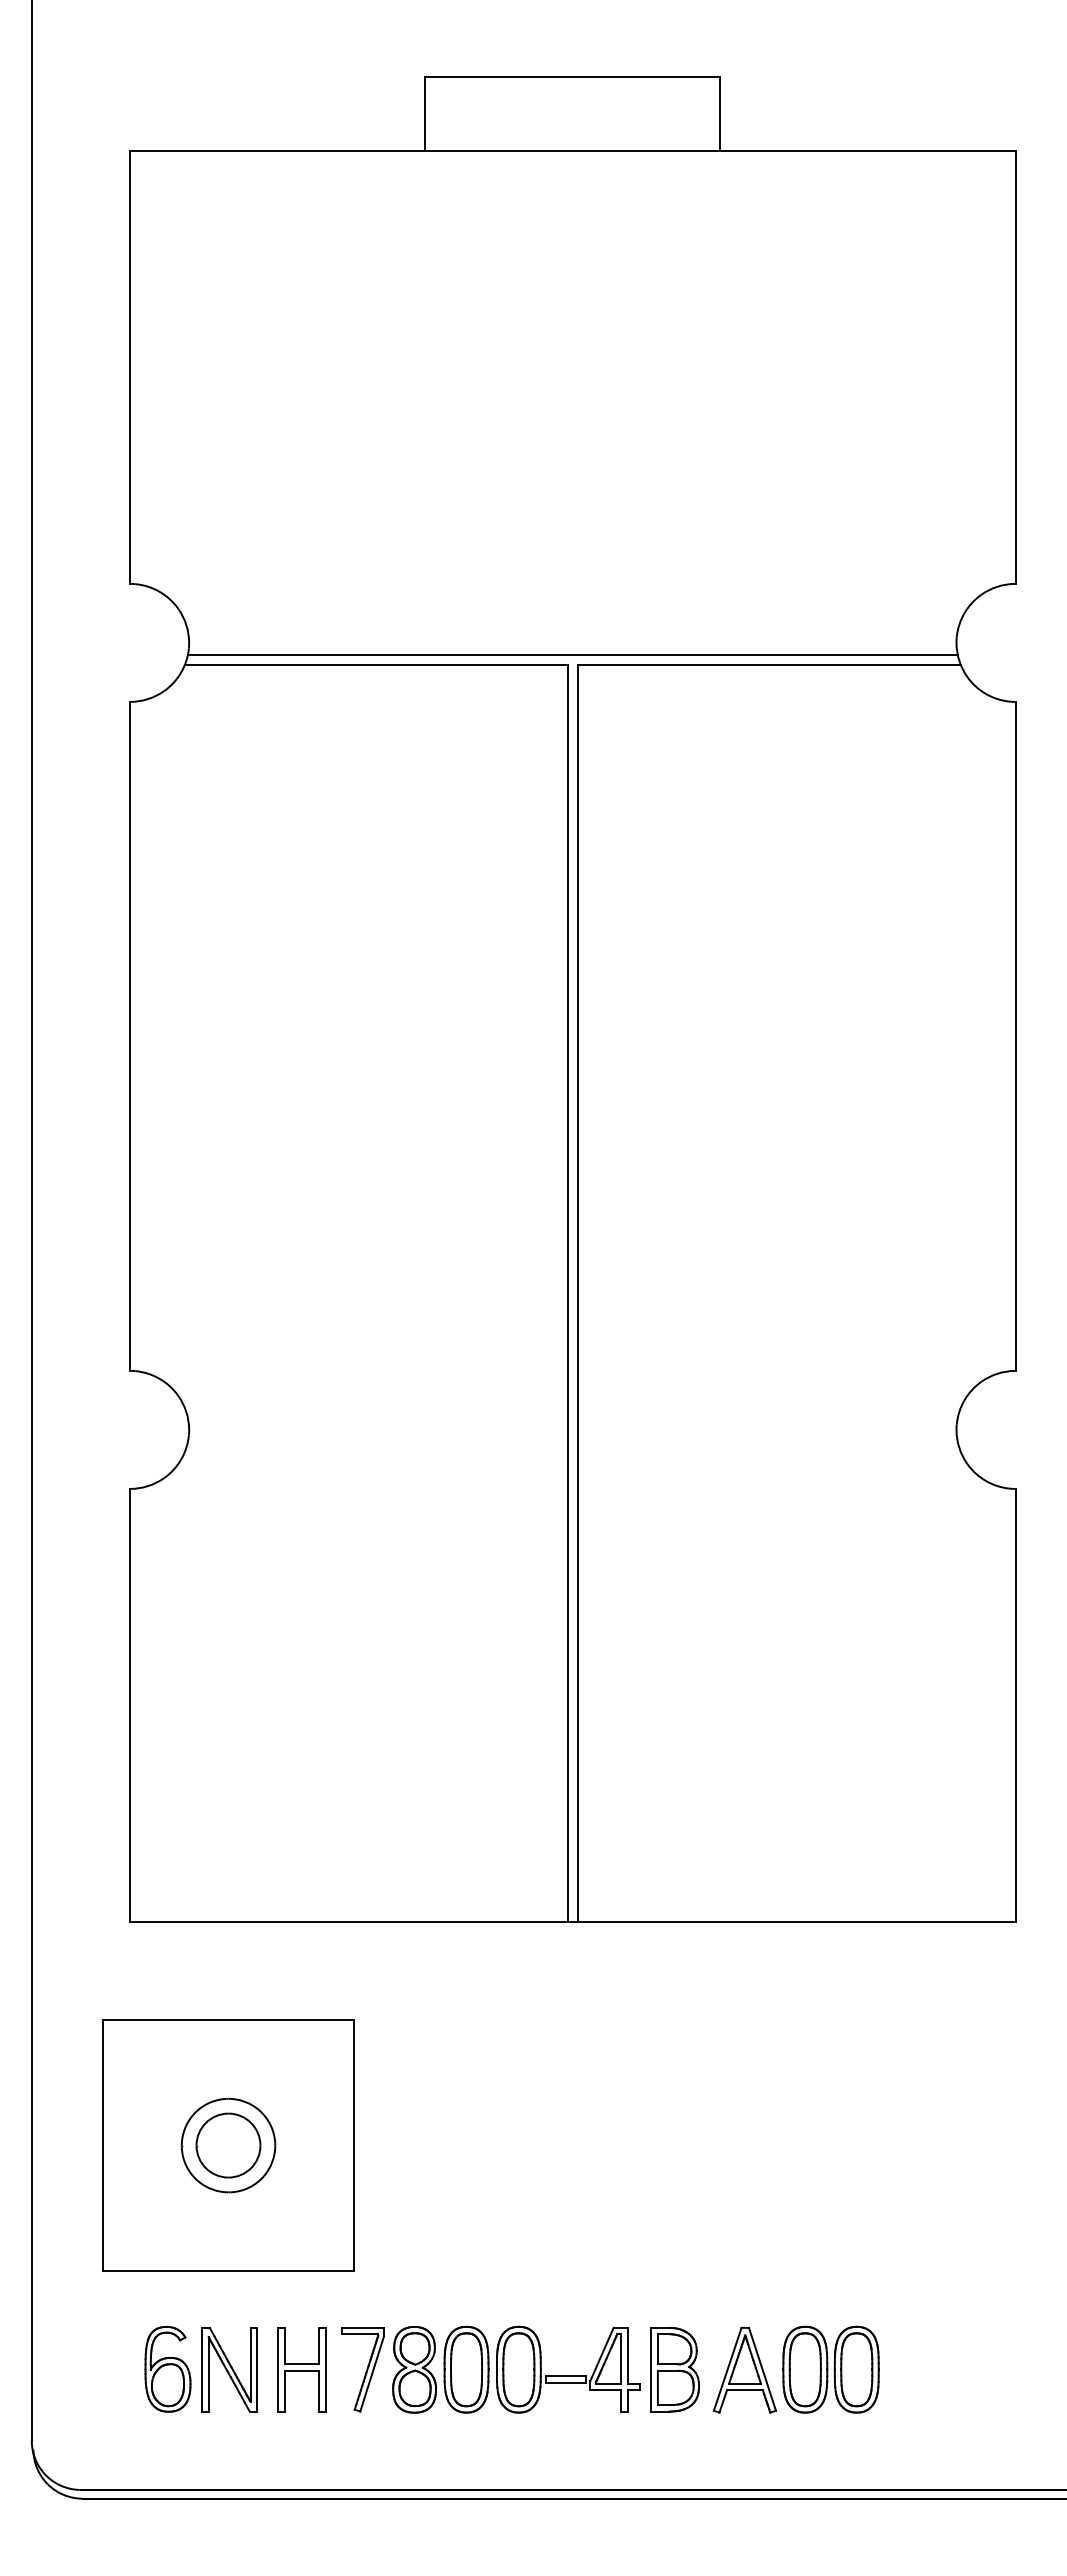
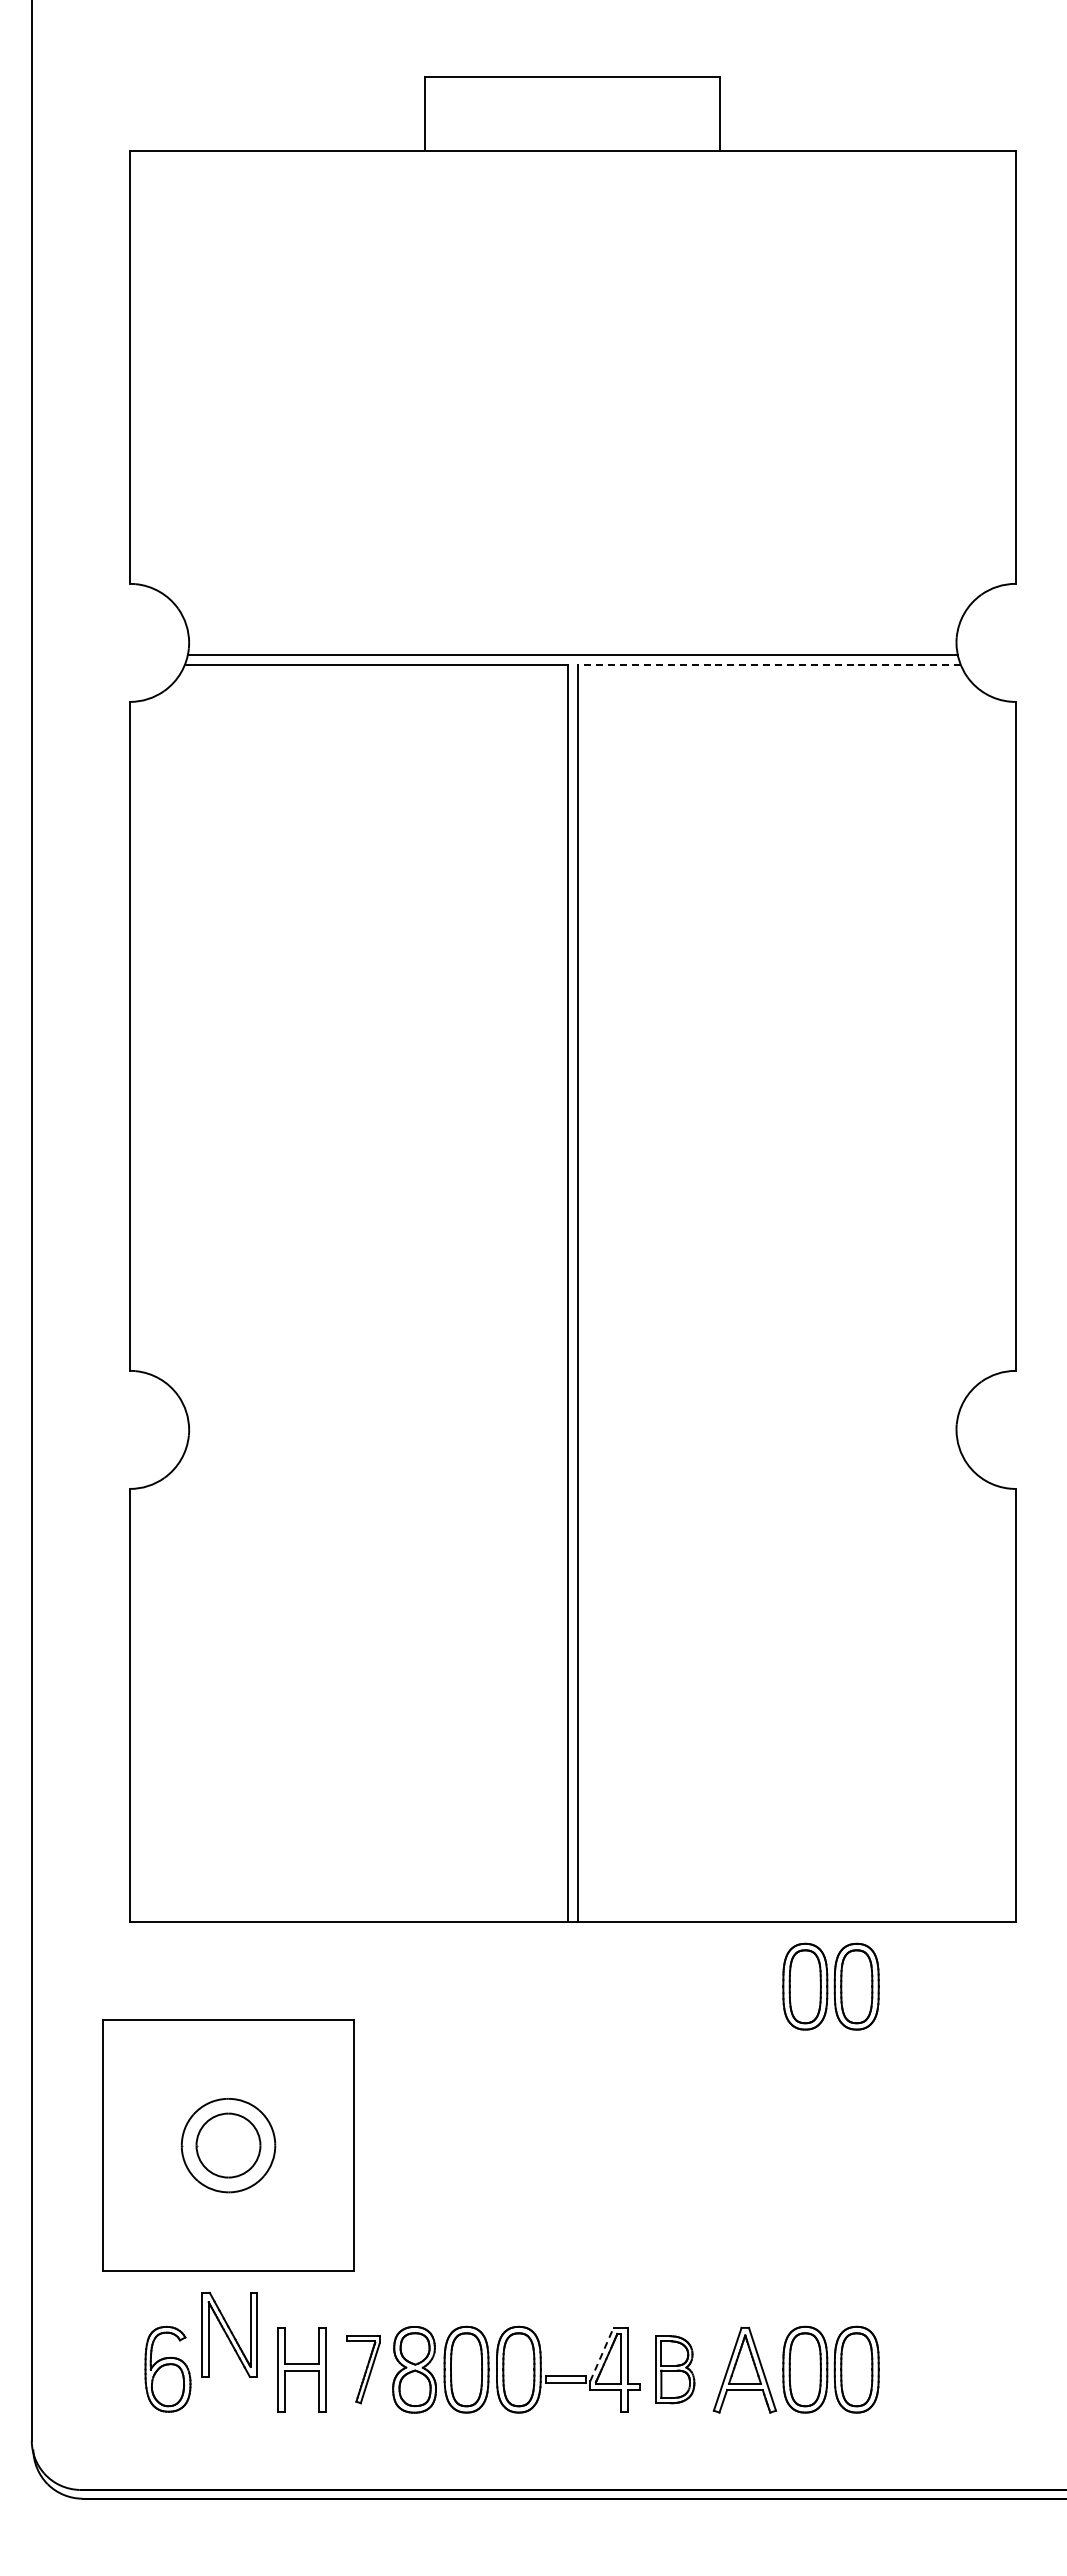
line: solid -> dashed (769, 665)
part: none -> present (830, 1986)
line: solid -> dashed (602, 2354)
part position: (229, 2369) -> (229, 2334) (229, 2334)
part size: 44x86 px -> 35x70 px (363, 2369)
part size: 51x86 px -> 41x70 px (675, 2369)
